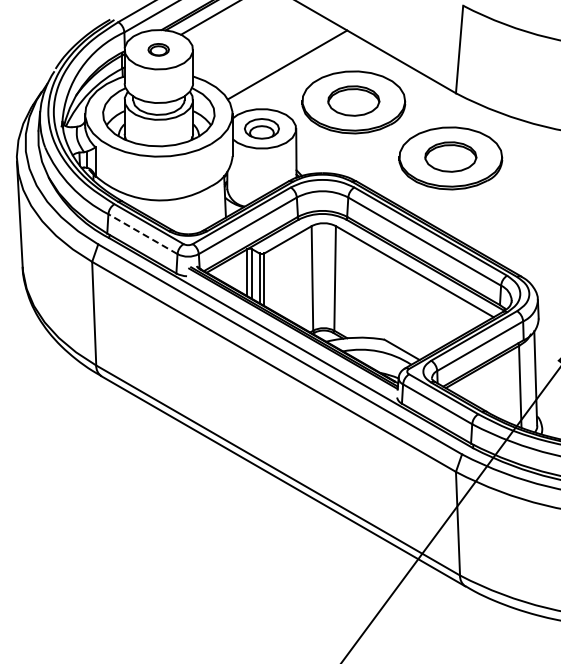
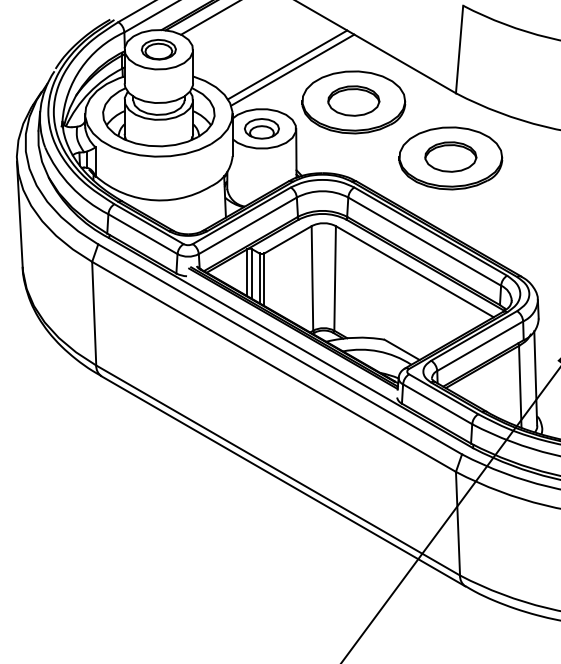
part size: 23x14 px -> 37x22 px (158, 49)
line: none -> present (292, 69)
line: dashed -> solid (142, 234)
